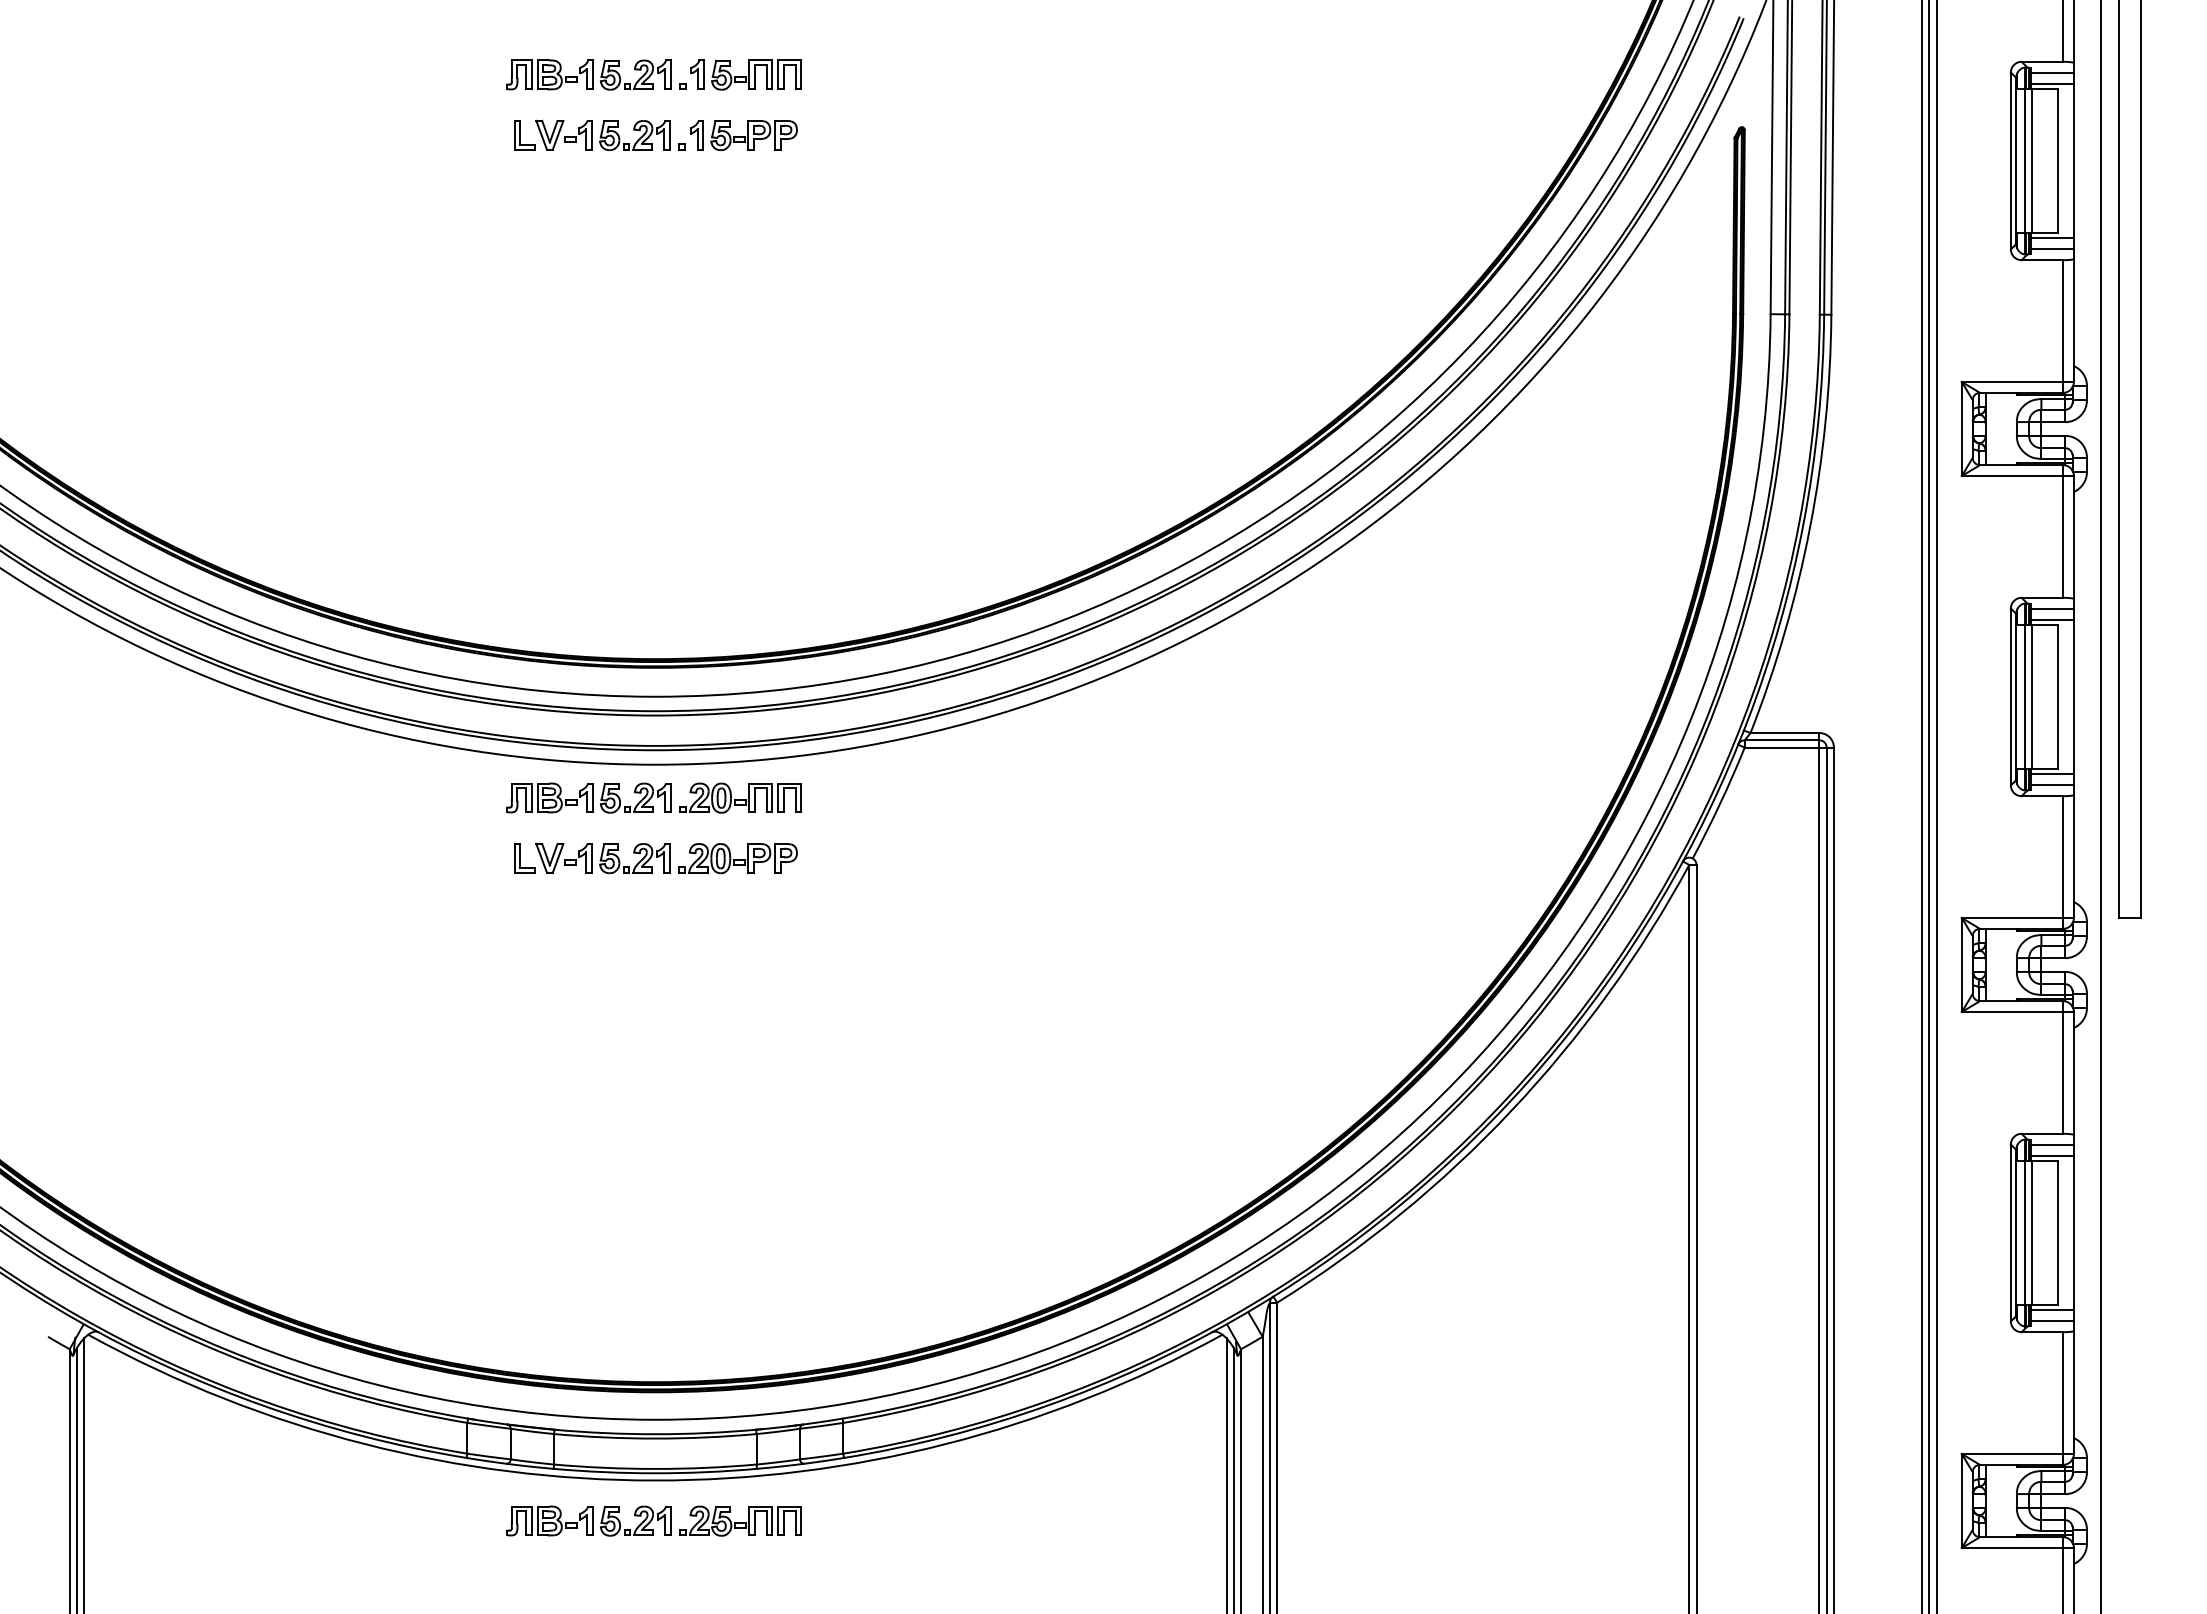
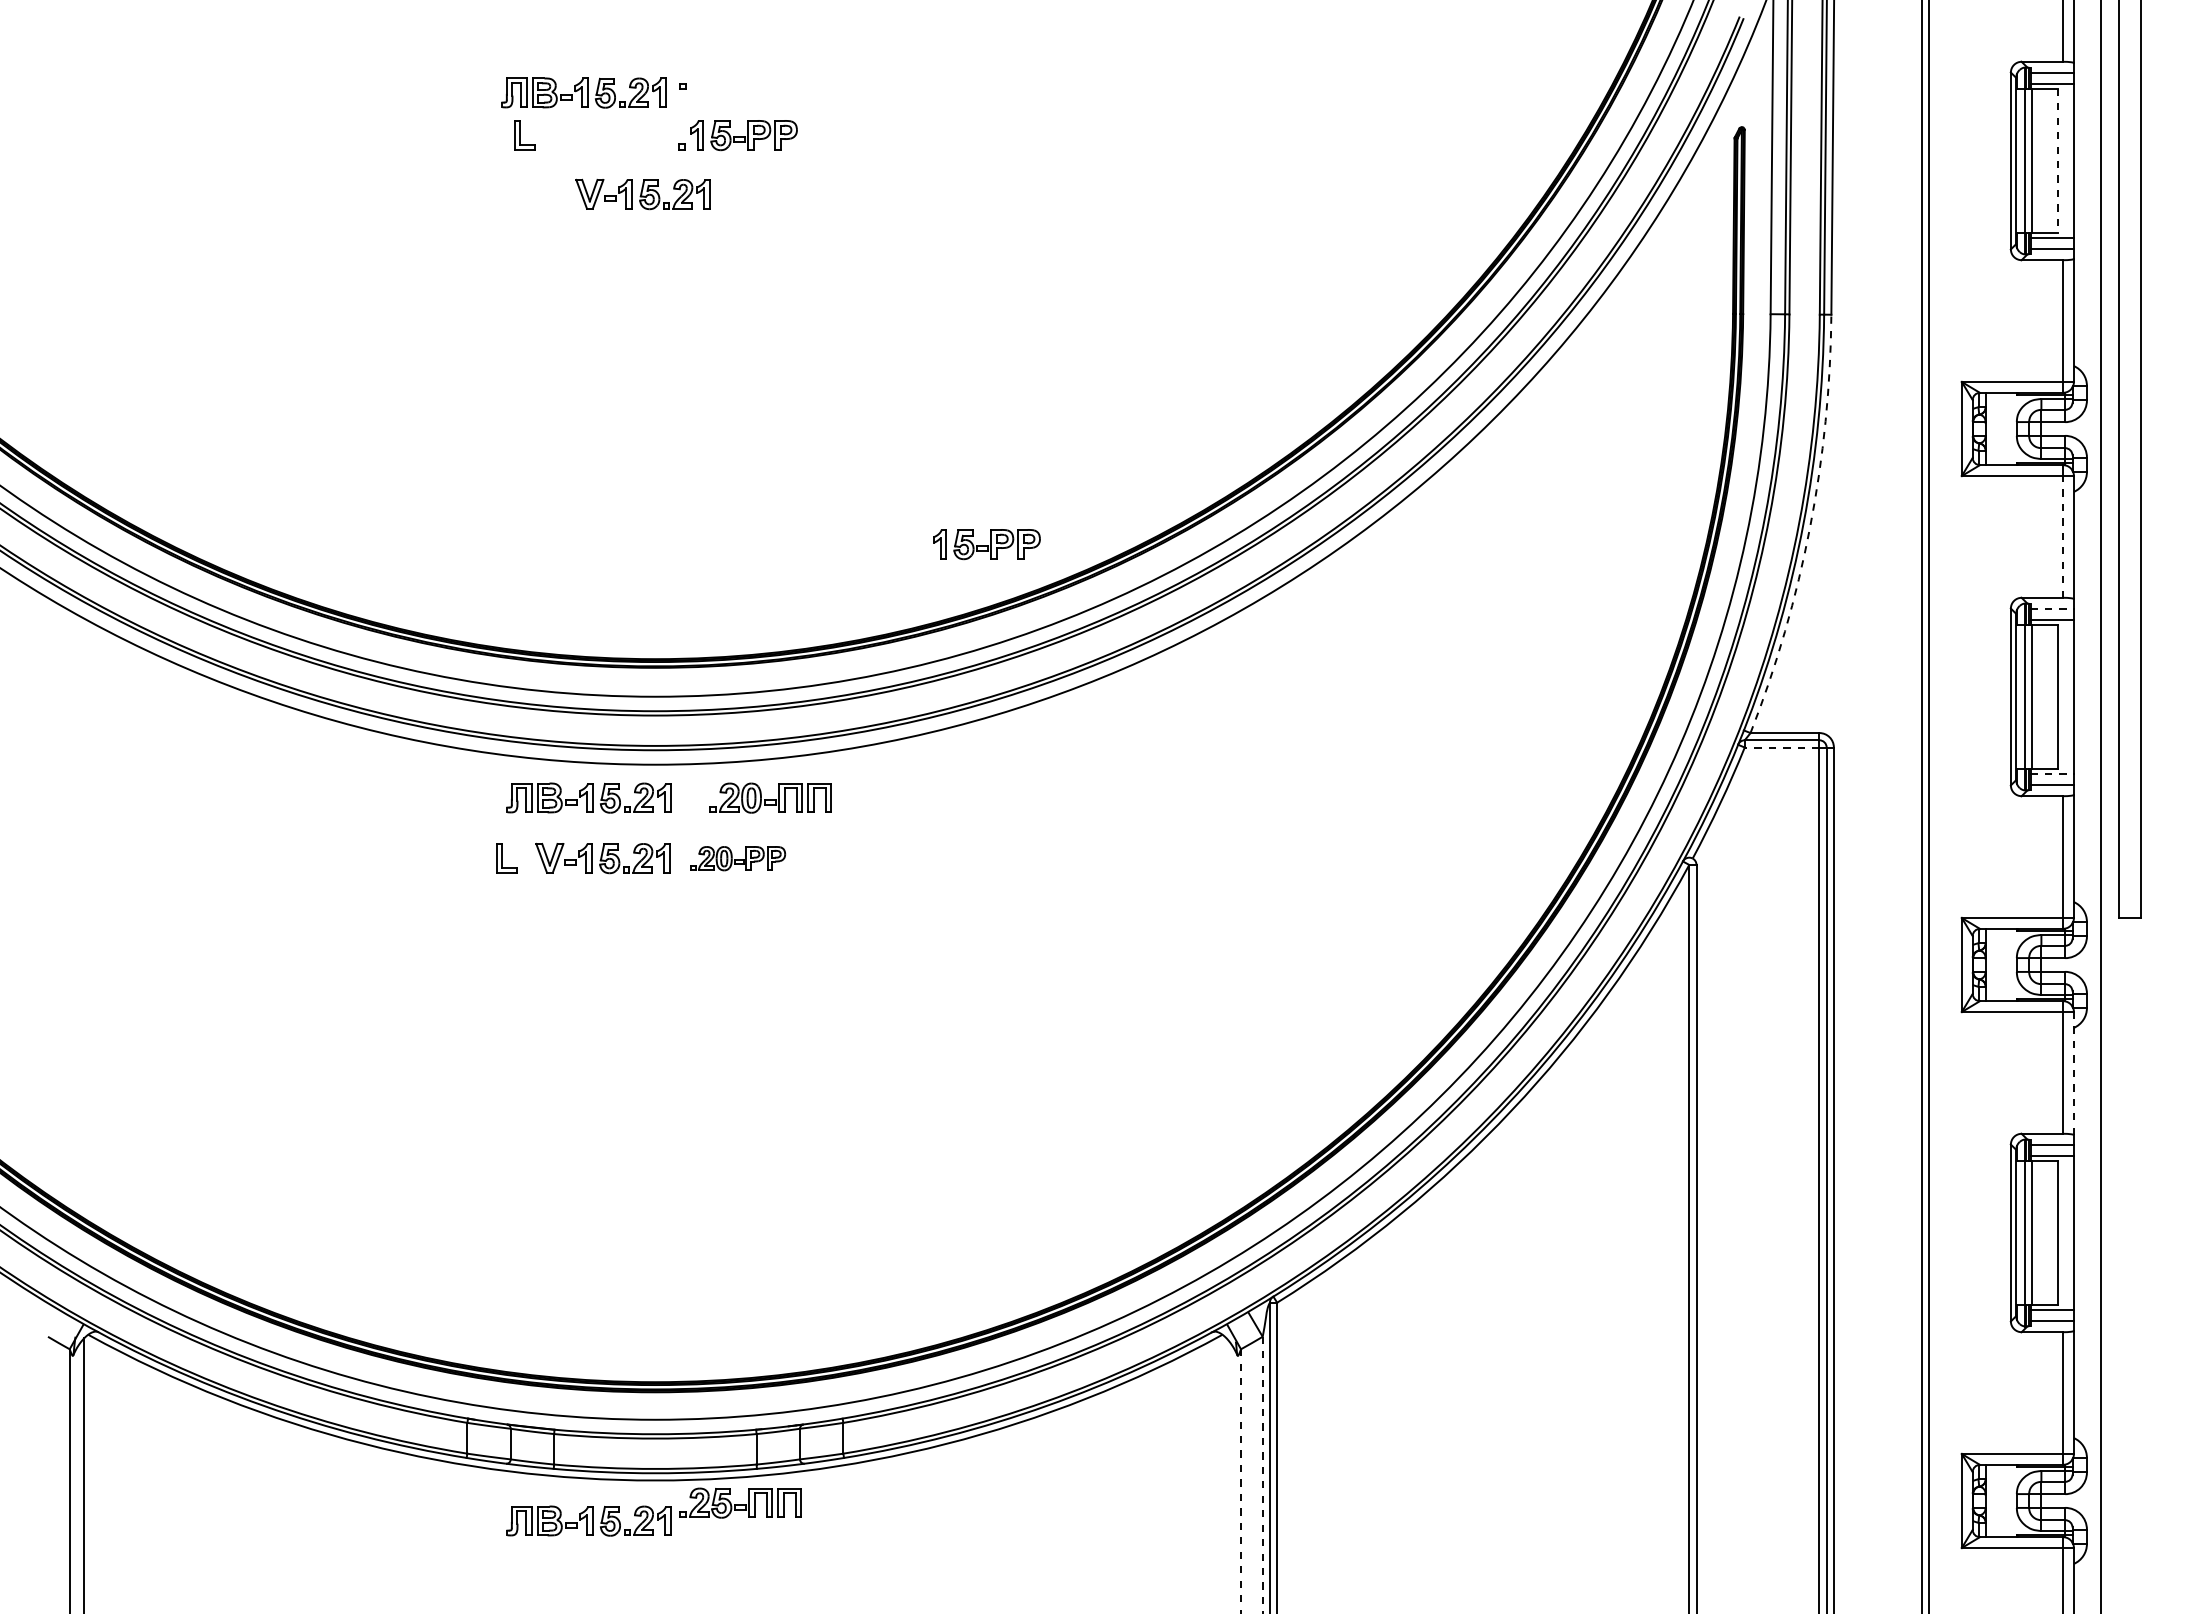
part position: (588, 74) -> (583, 92) (583, 92)
part: present -> none (745, 74)
part position: (602, 135) -> (642, 194) (642, 194)
line: solid -> dashed (2058, 161)
arc: solid -> dashed (1810, 527)
line: solid -> dashed (2063, 536)
part: none -> present (986, 544)
line: solid -> dashed (2052, 609)
line: solid -> dashed (1781, 747)
line: solid -> dashed (2052, 774)
part position: (740, 797) -> (770, 797) (770, 797)
line: present -> none (1936, 806)
part position: (524, 858) -> (506, 858) (506, 858)
part size: 120x32 px -> 97x26 px (738, 858)
line: solid -> dashed (2073, 1073)
line: present -> none (1226, 1474)
line: solid -> dashed (1262, 1474)
line: present -> none (76, 1479)
line: present -> none (1233, 1479)
line: solid -> dashed (1241, 1481)
part position: (740, 1520) -> (740, 1502) (740, 1502)
